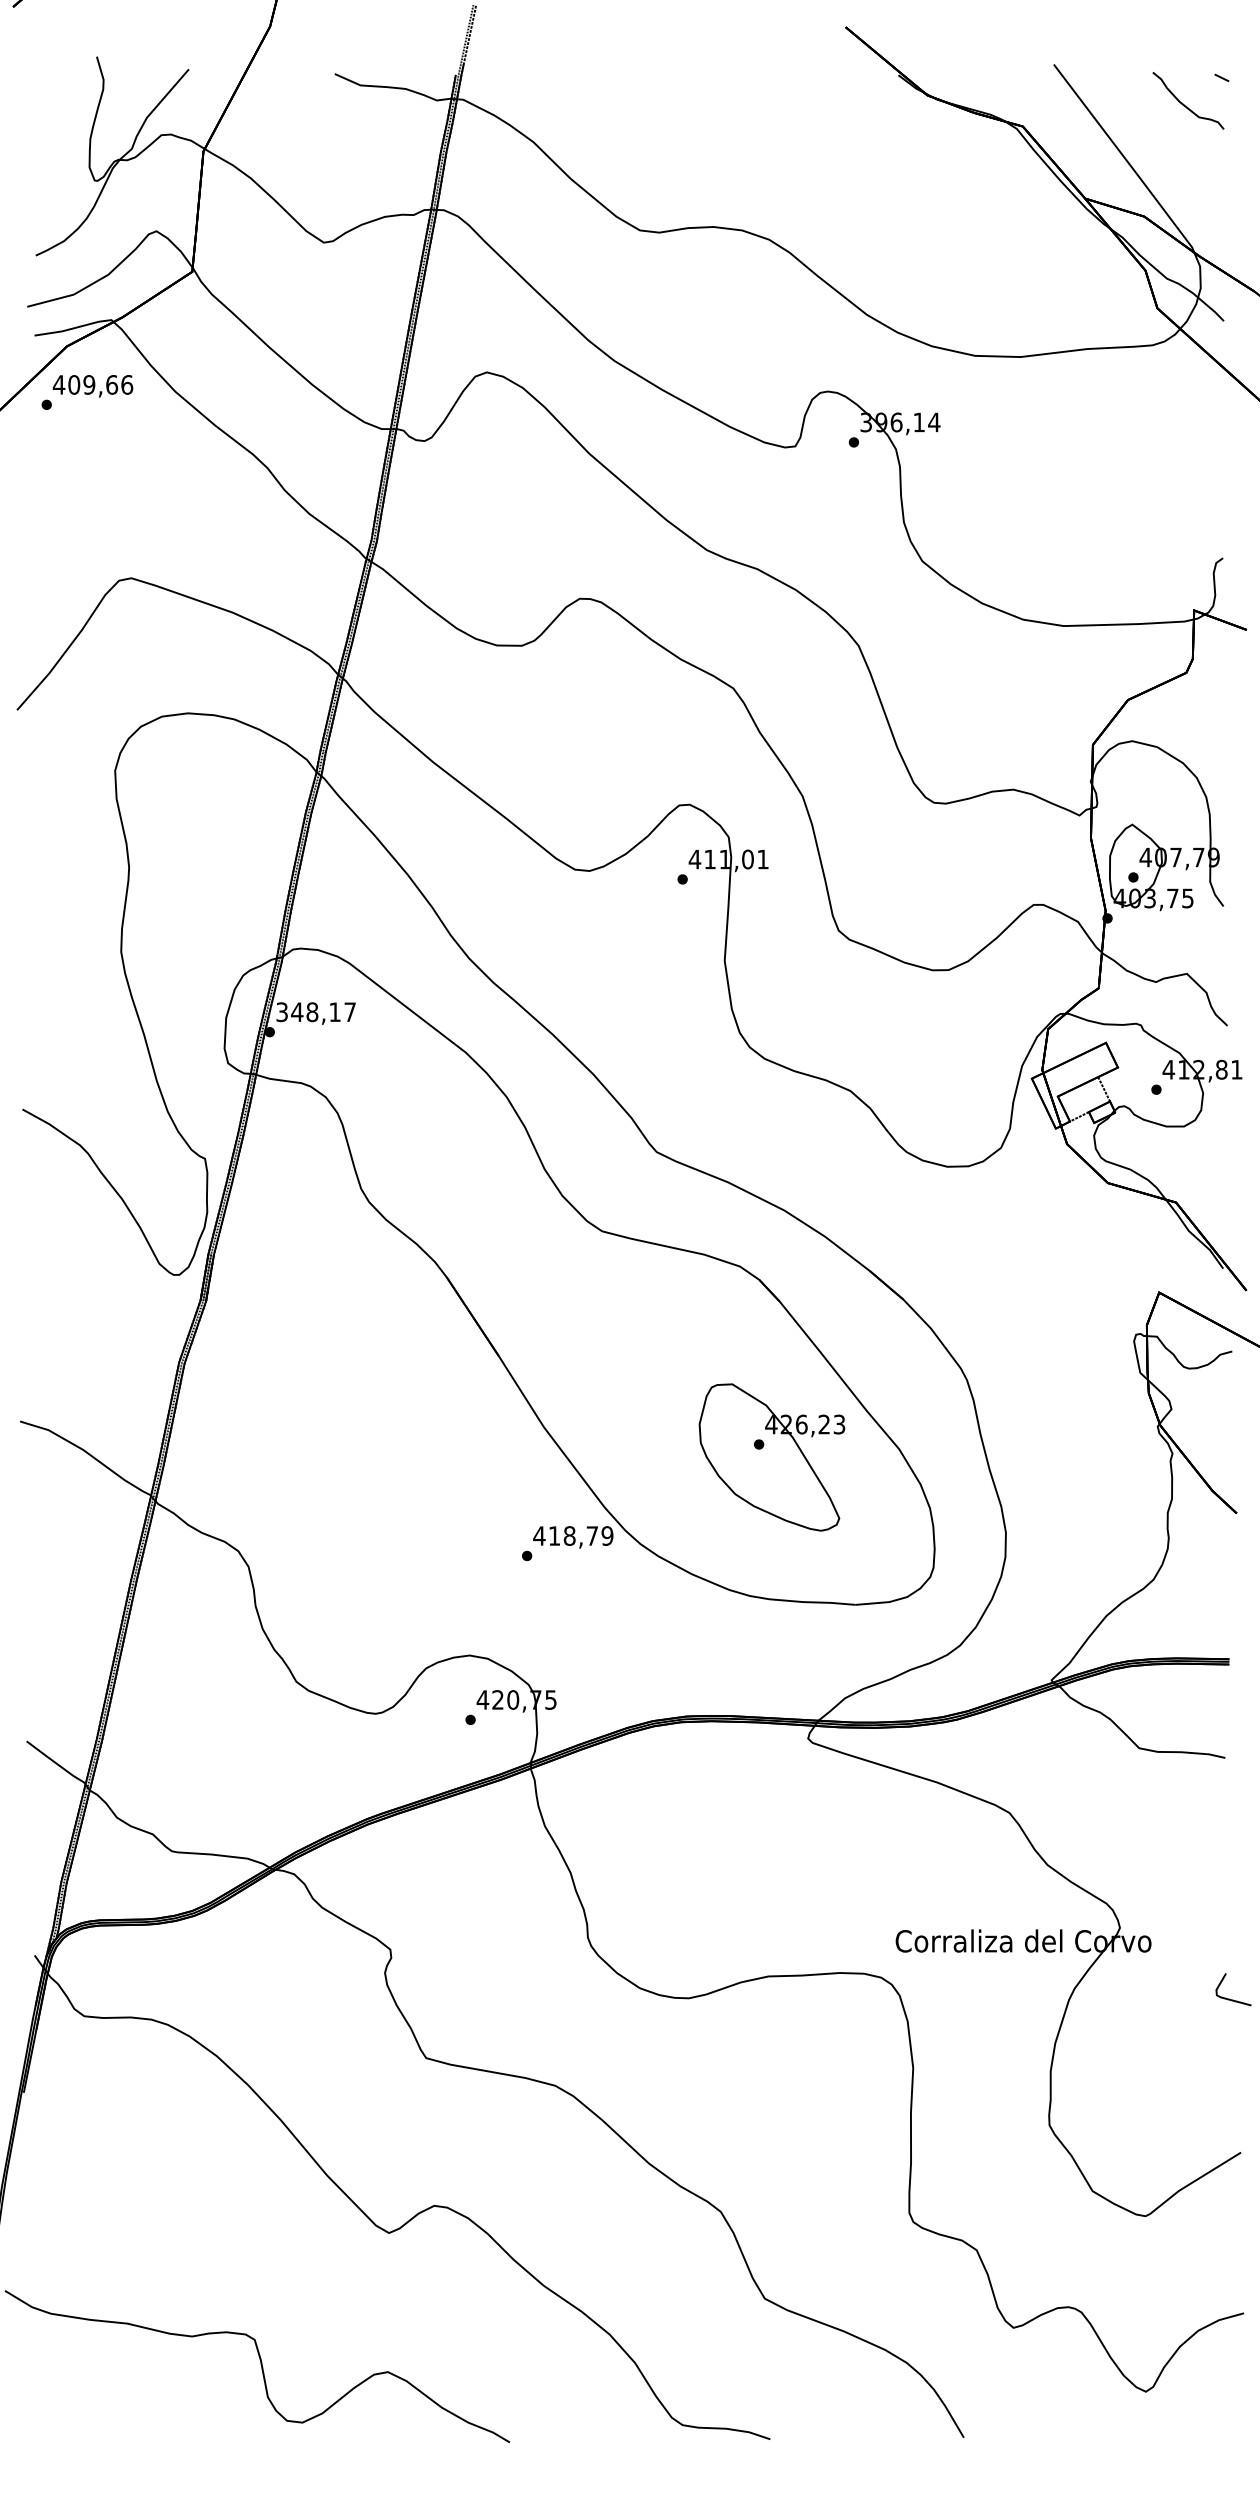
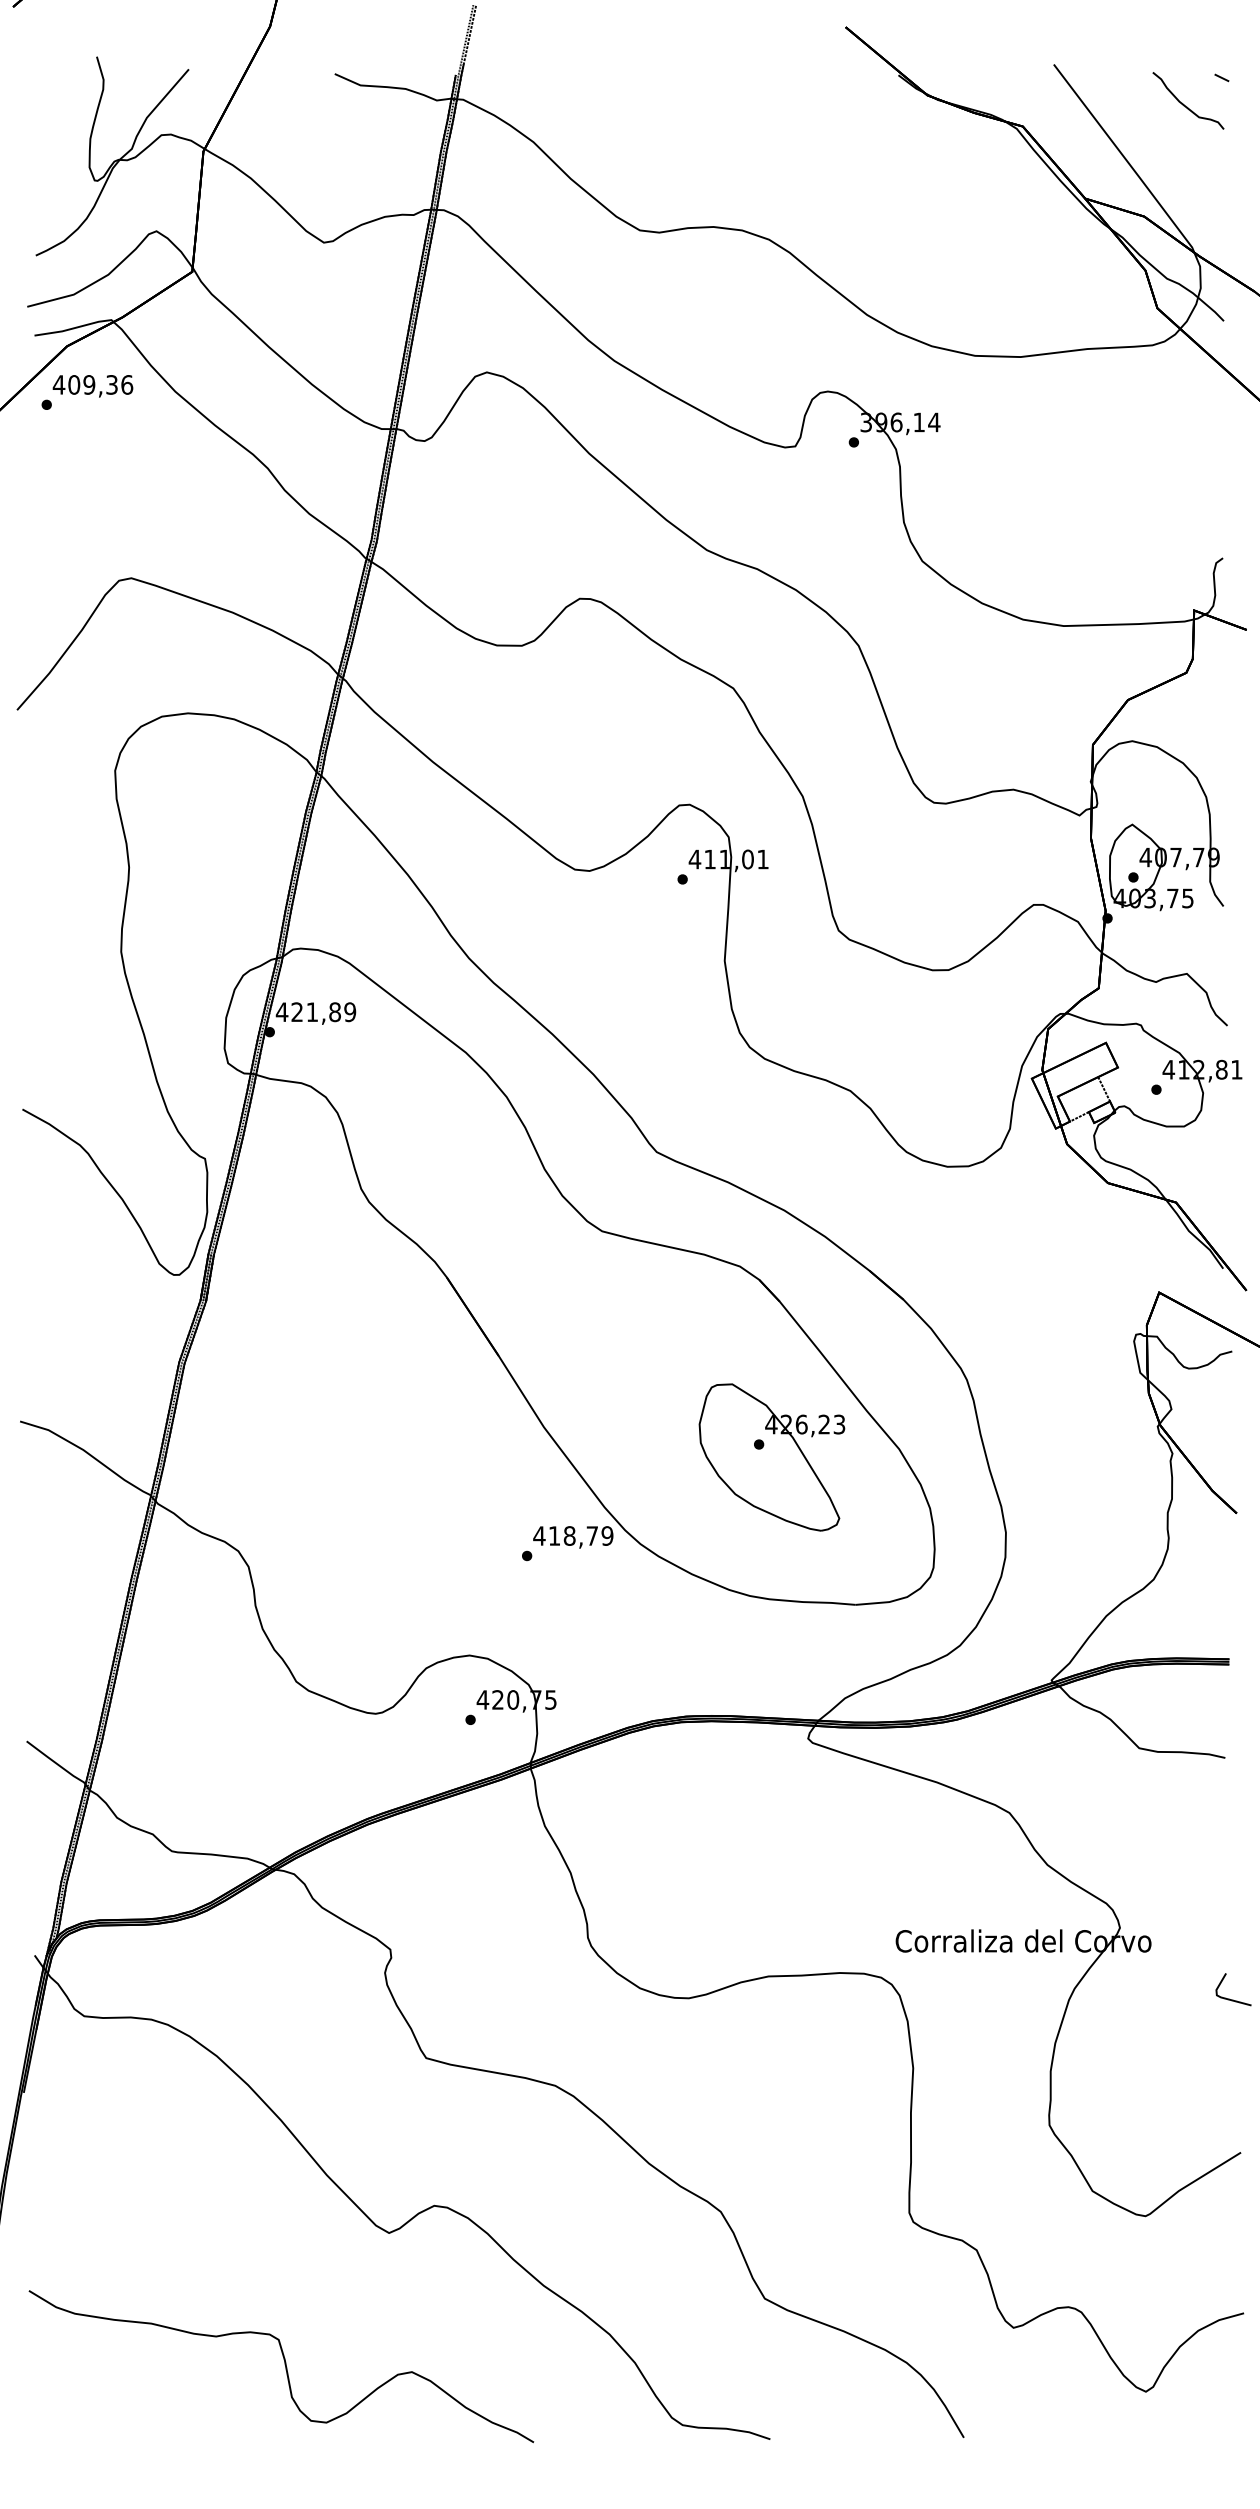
text: 409,66 -> 409,36 (112, 384)
text: 348,17 -> 421,89 (315, 1012)
part position: (257, 2366) -> (281, 2366) (281, 2366)
